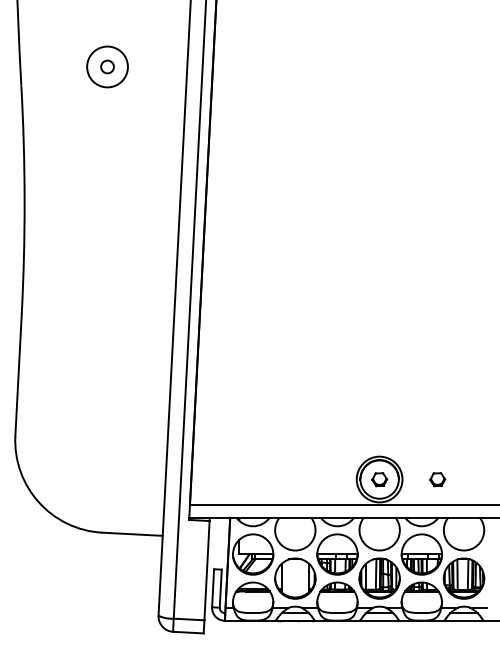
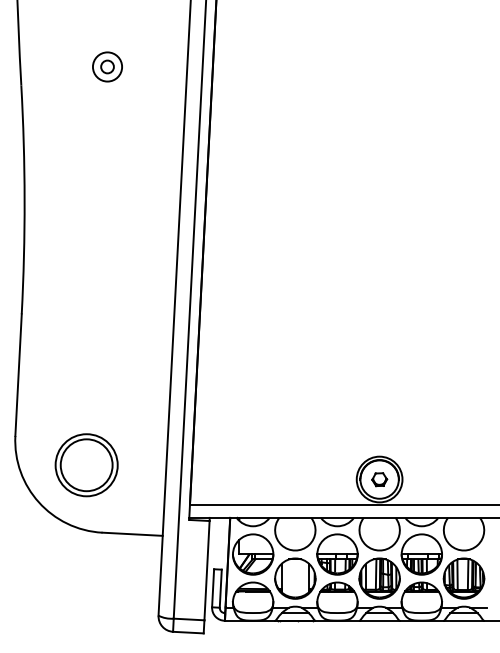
circle diameter: 41 px -> 29 px (107, 66)
part: none -> present (86, 465)
part: present -> none (437, 479)
